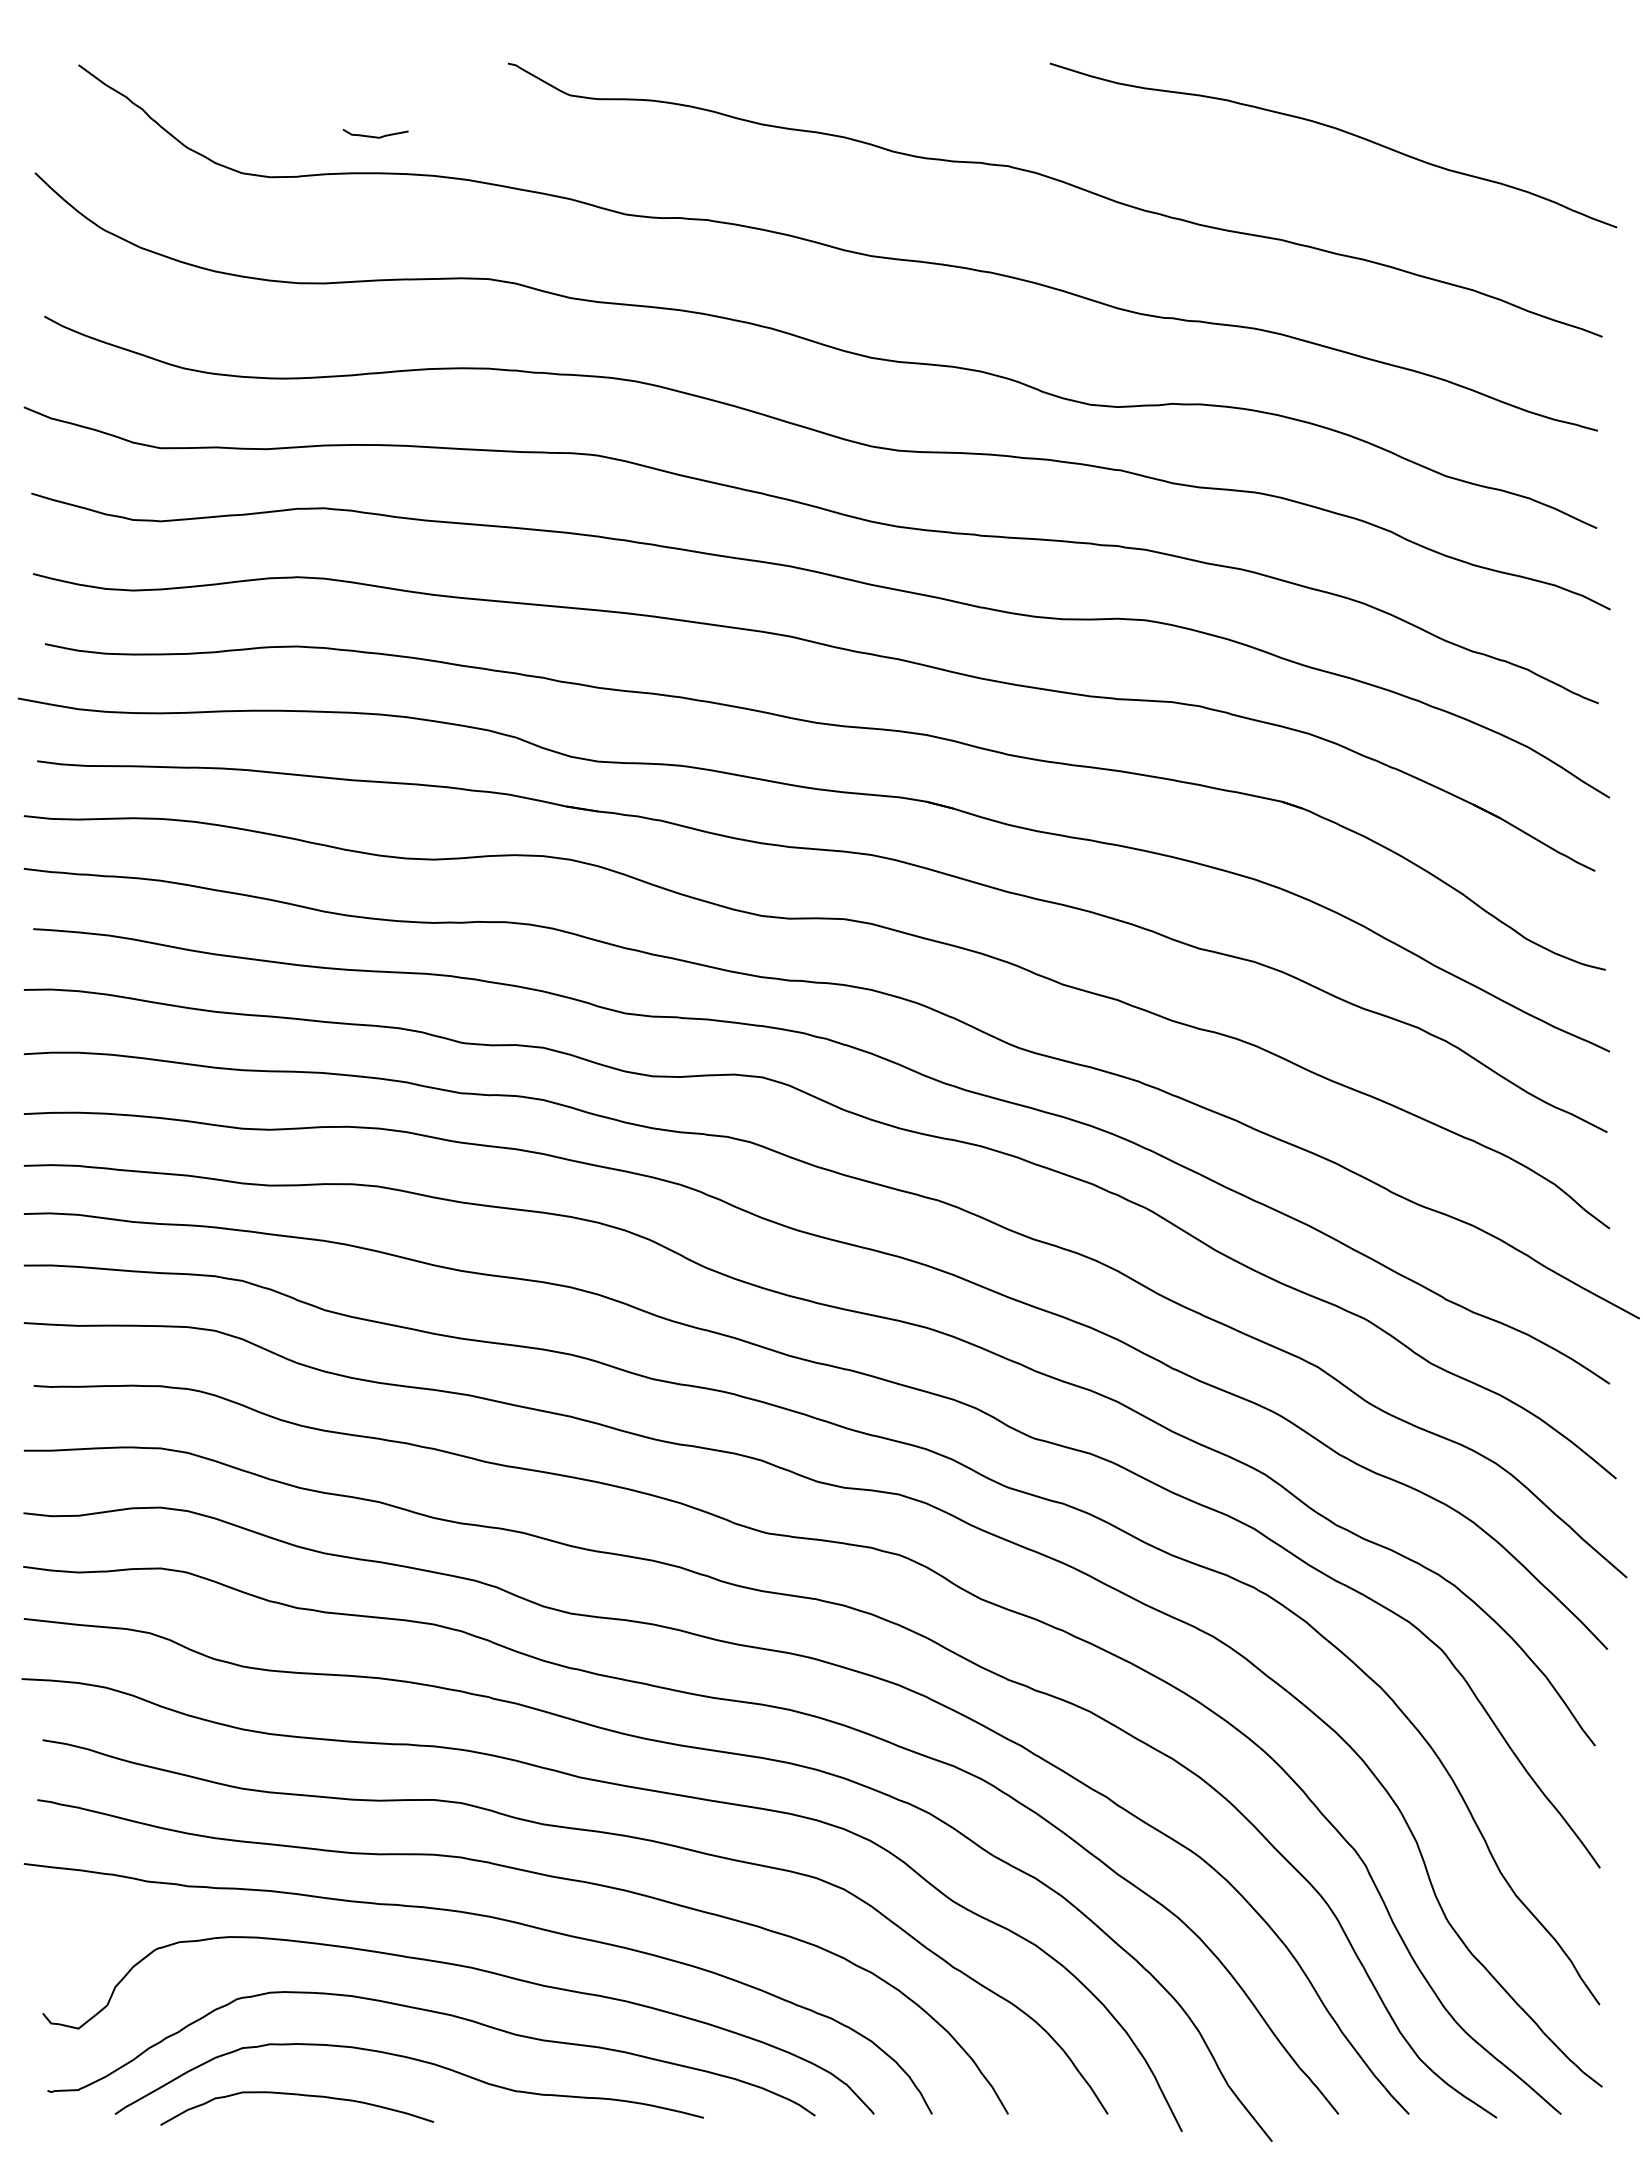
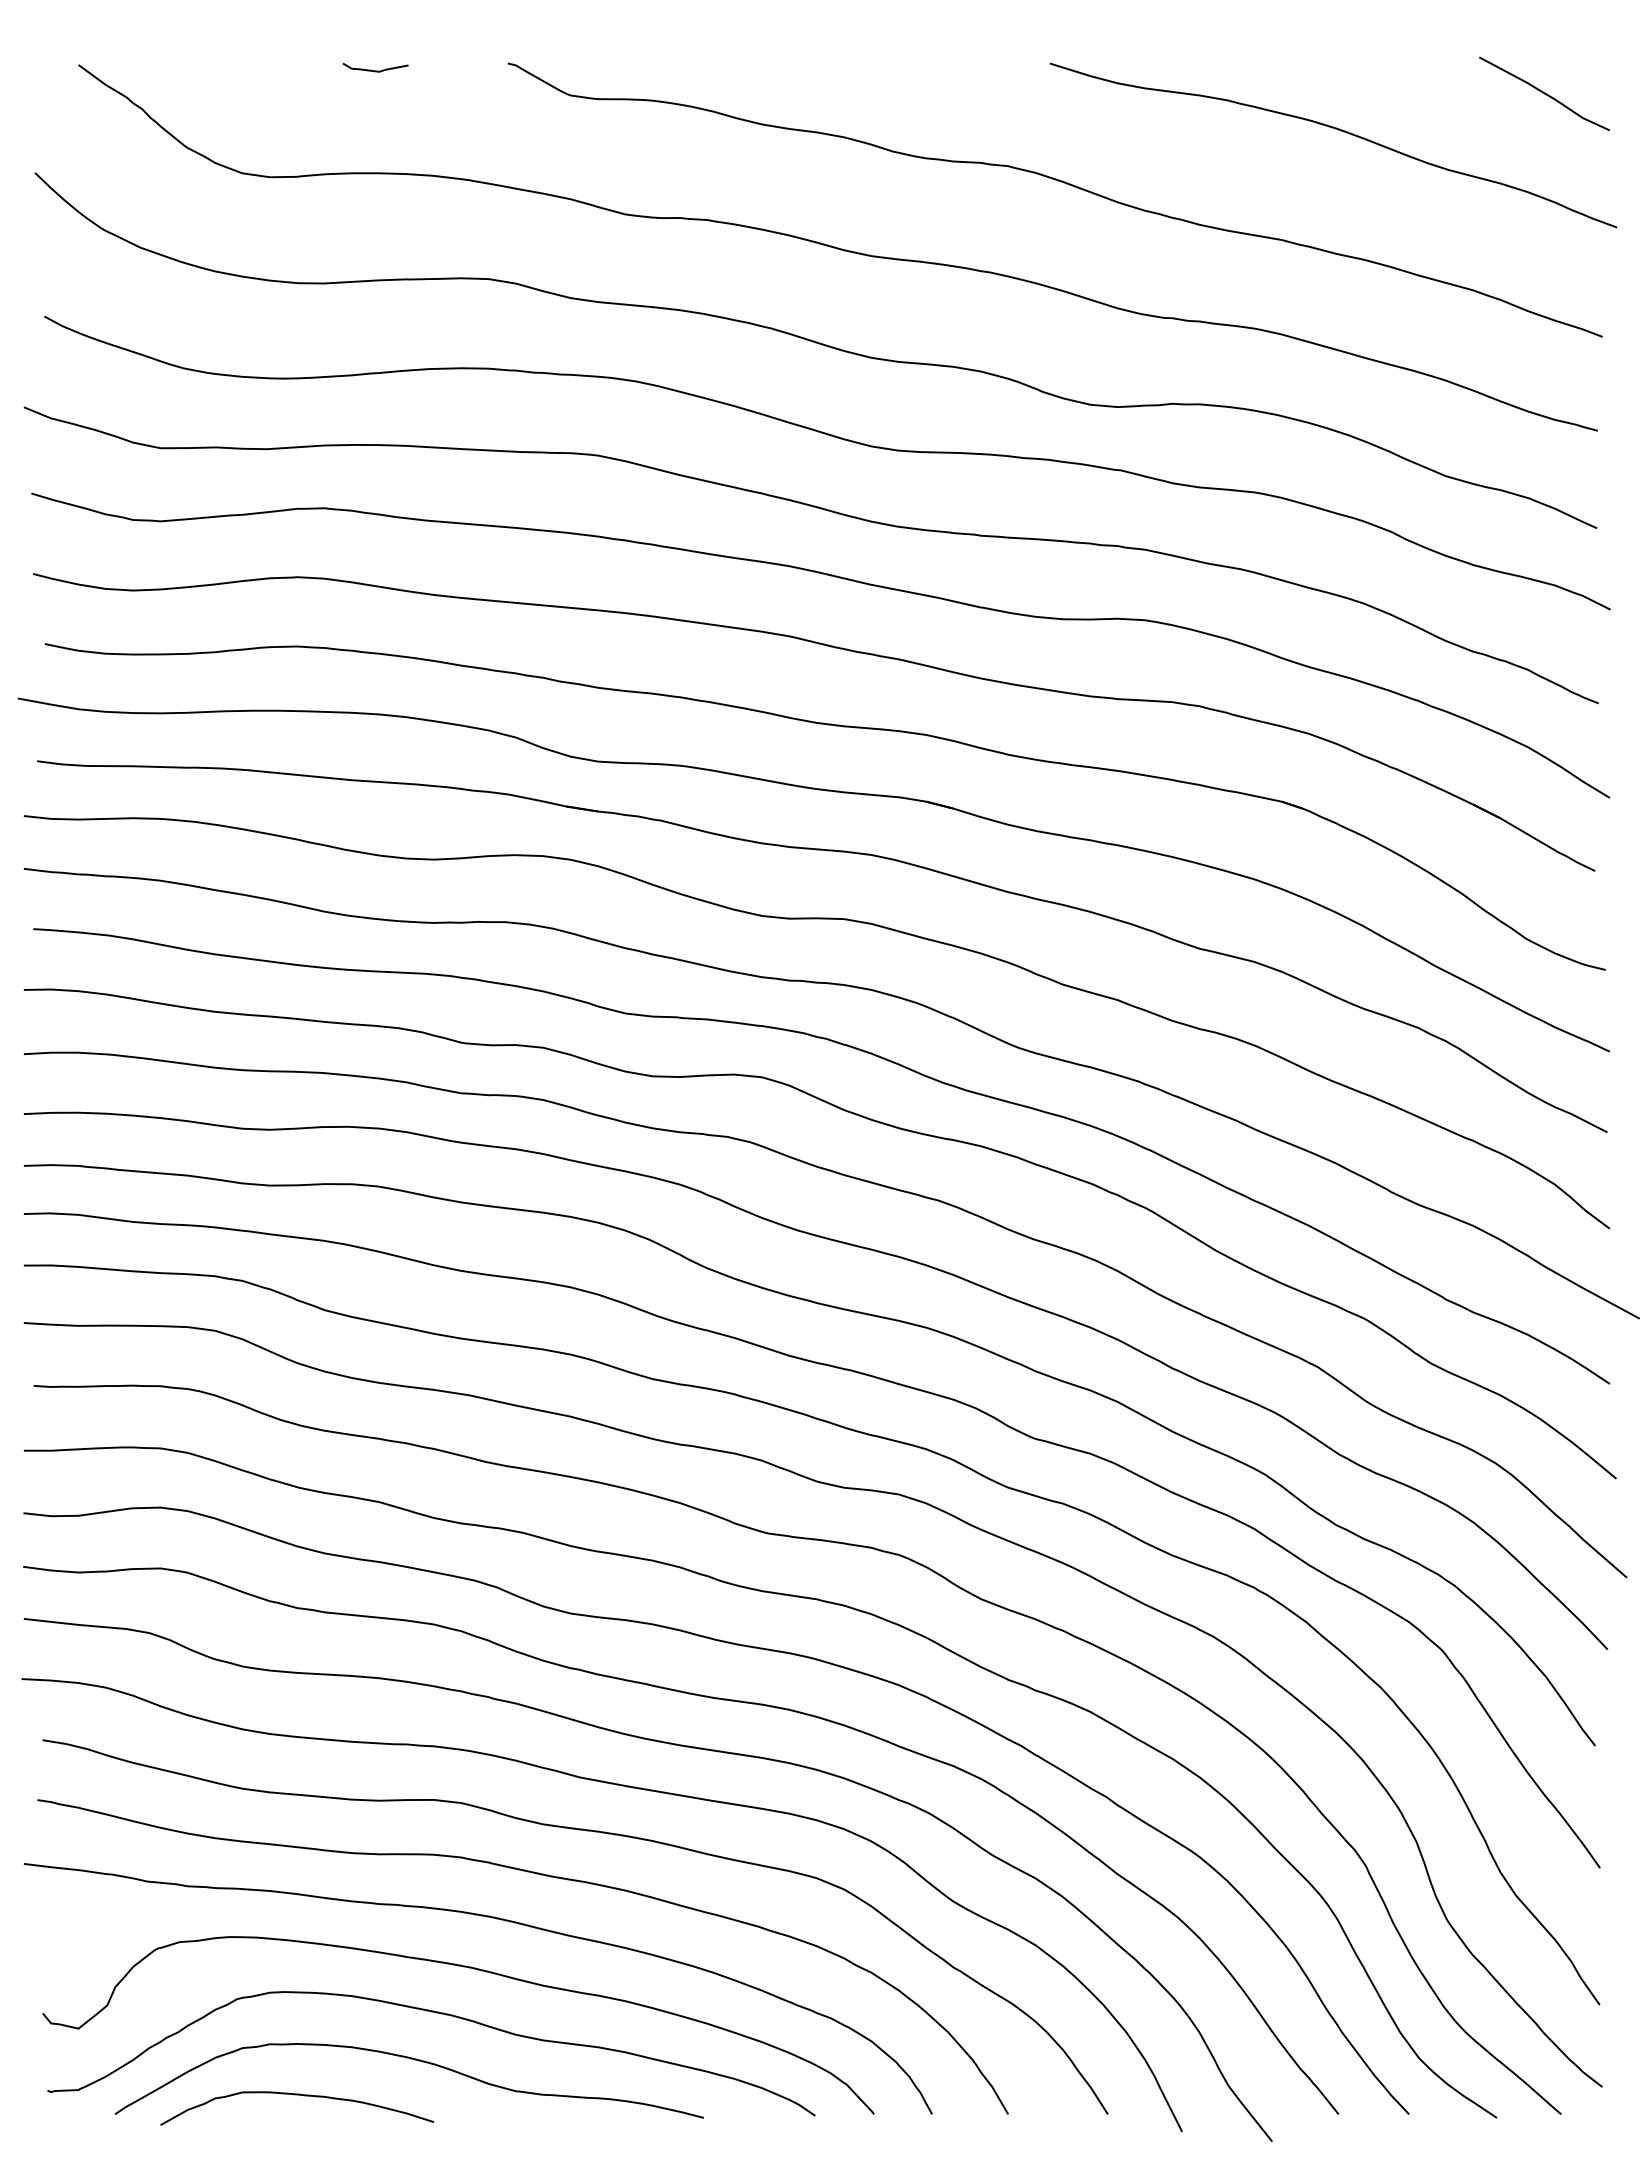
curve: none -> present (1544, 93)
curve position: (375, 136) -> (375, 70) (375, 70)
